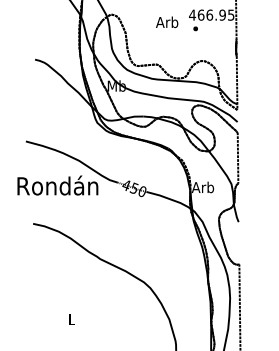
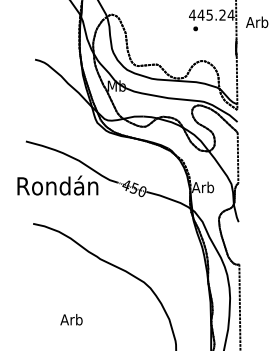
text: 466.95 -> 445.24 (215, 14)
text position: (167, 21) -> (257, 21) (257, 21)
text: L -> Arb (71, 319)
